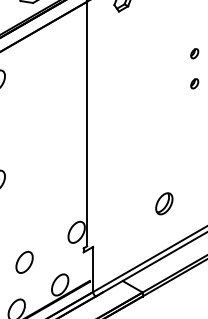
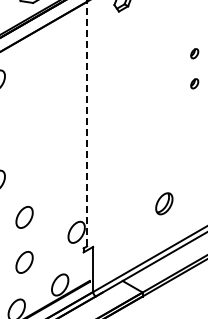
line: solid -> dashed (87, 123)
part: none -> present (24, 216)
